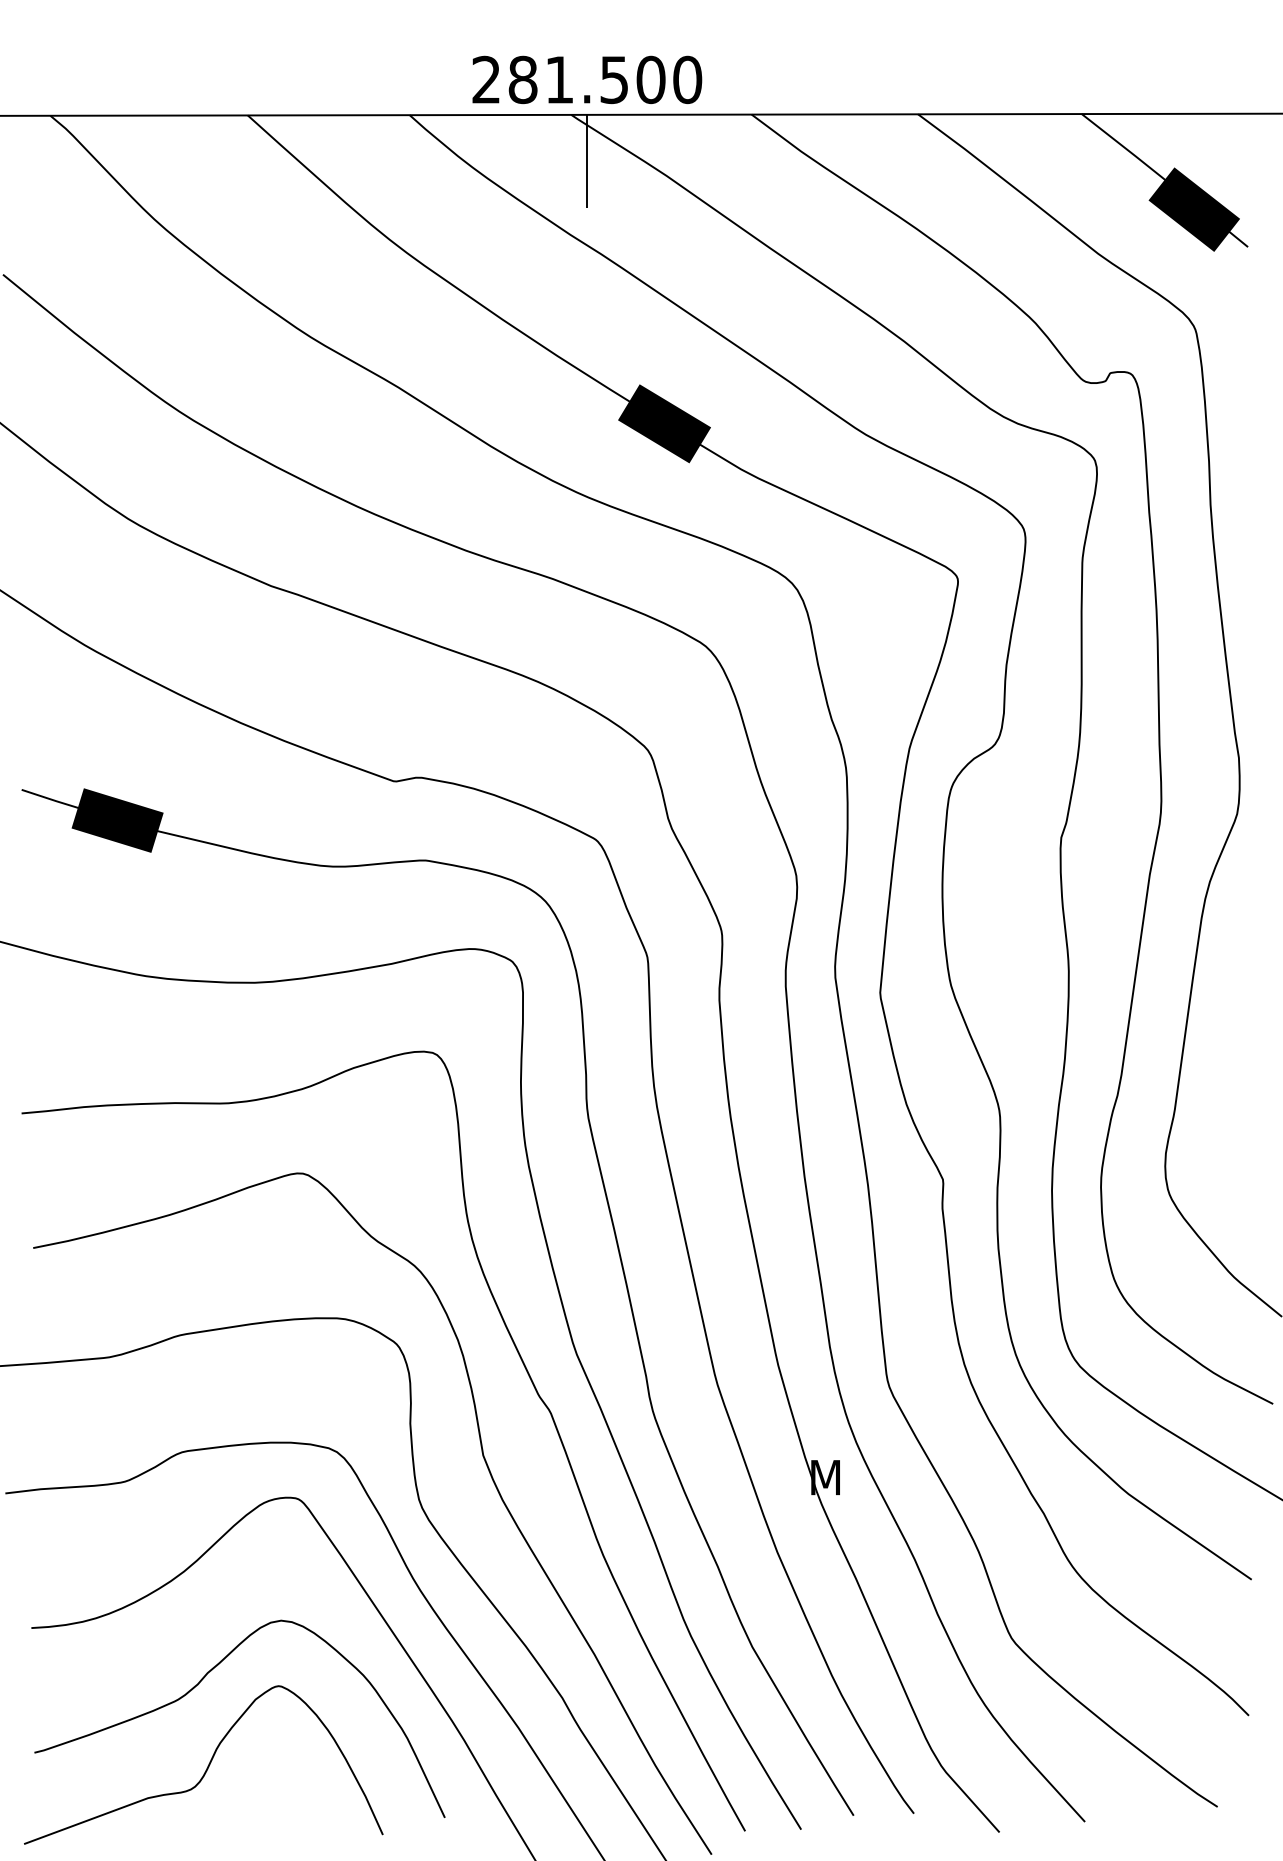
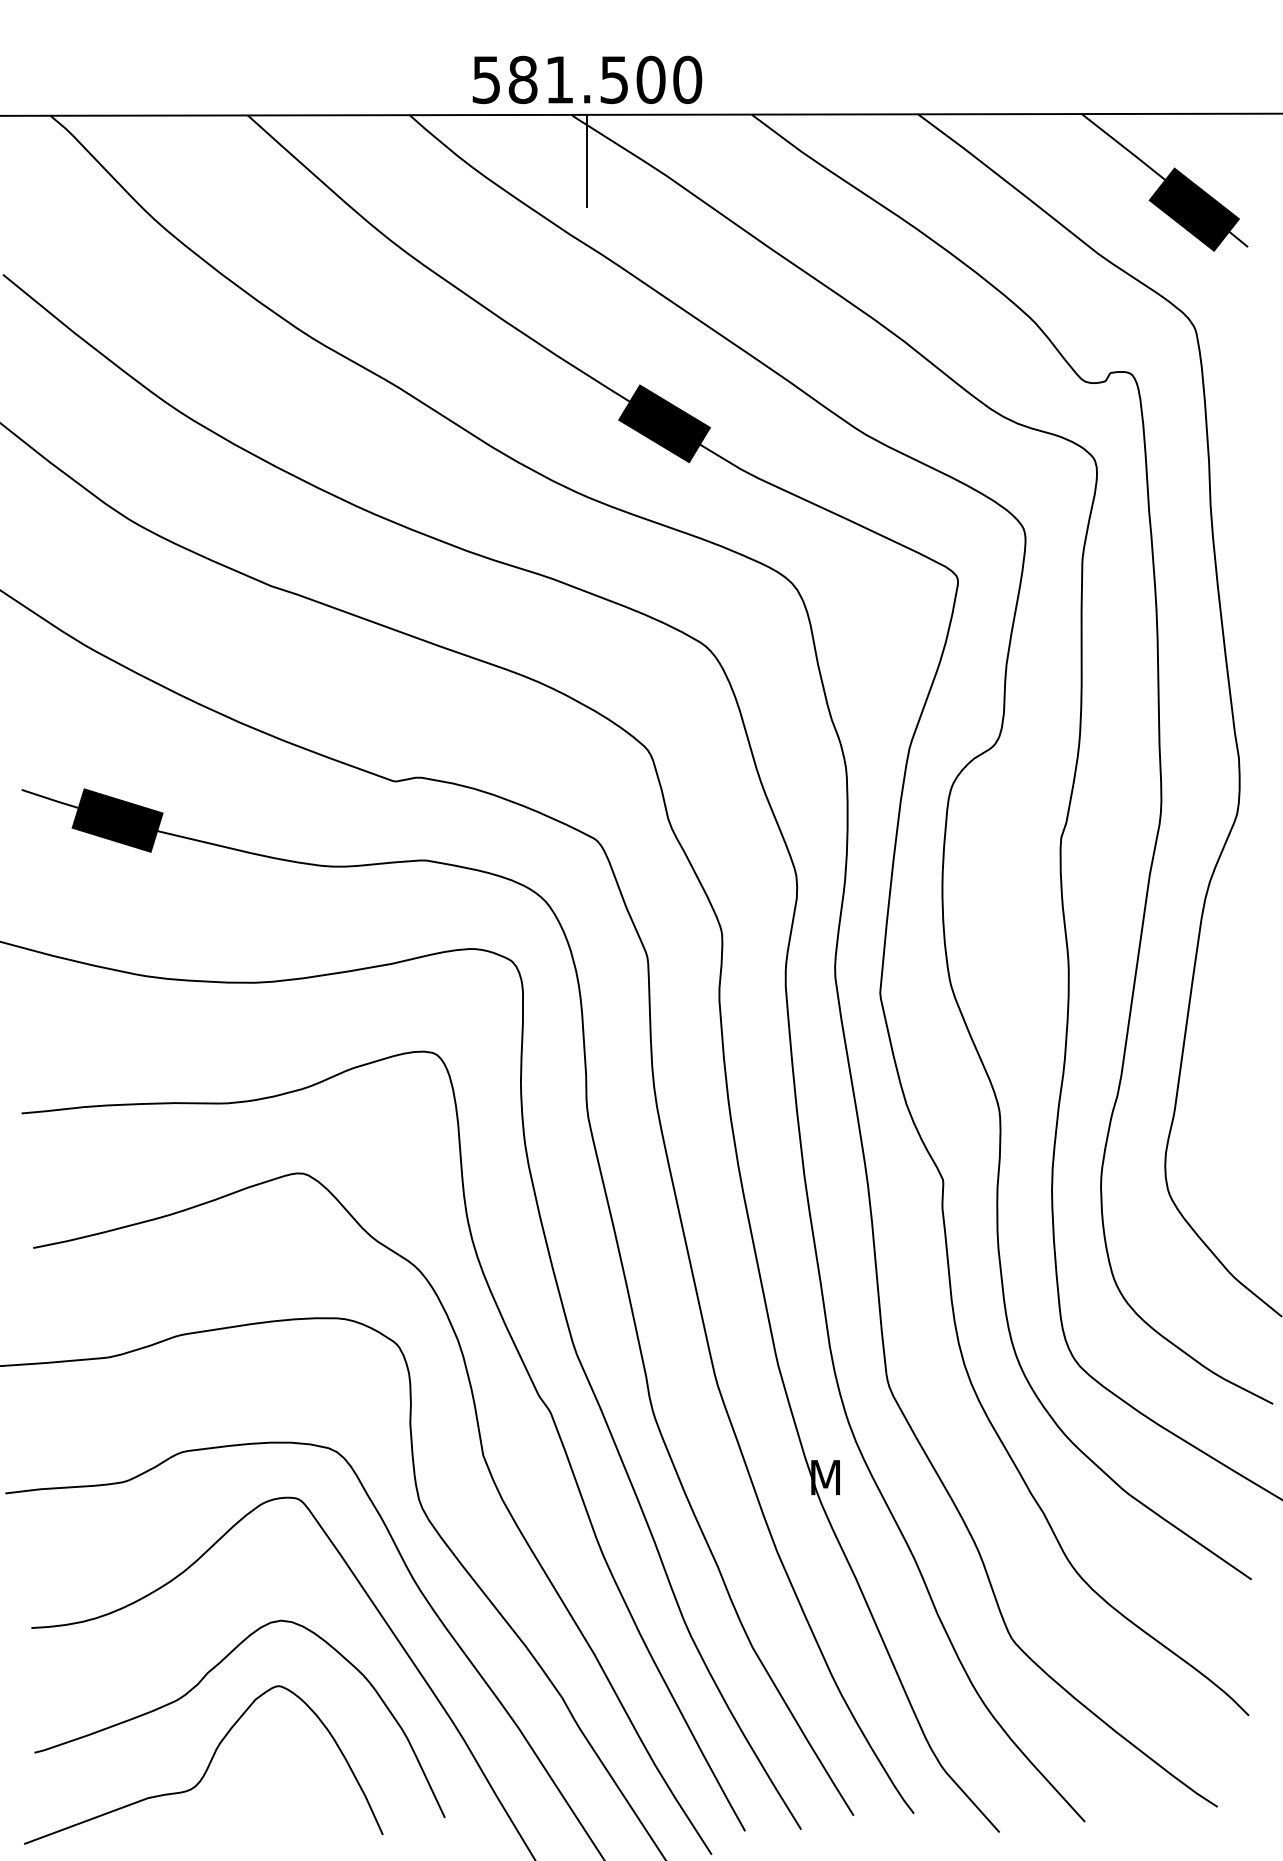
text: 281.500 -> 581.500 (485, 79)
